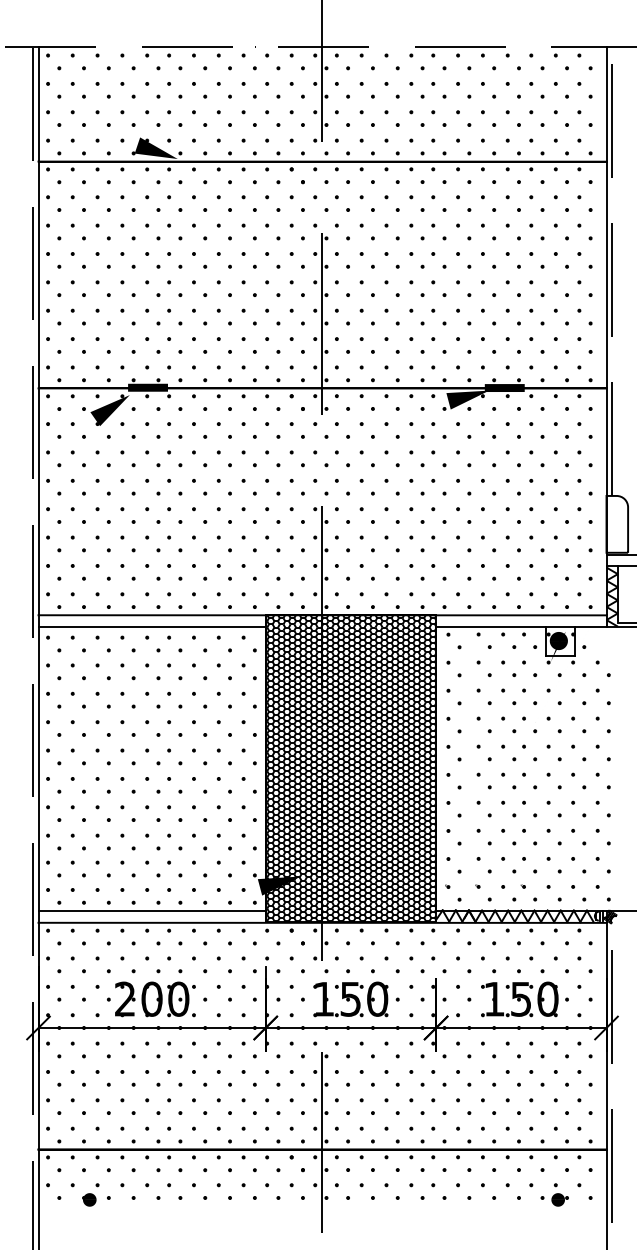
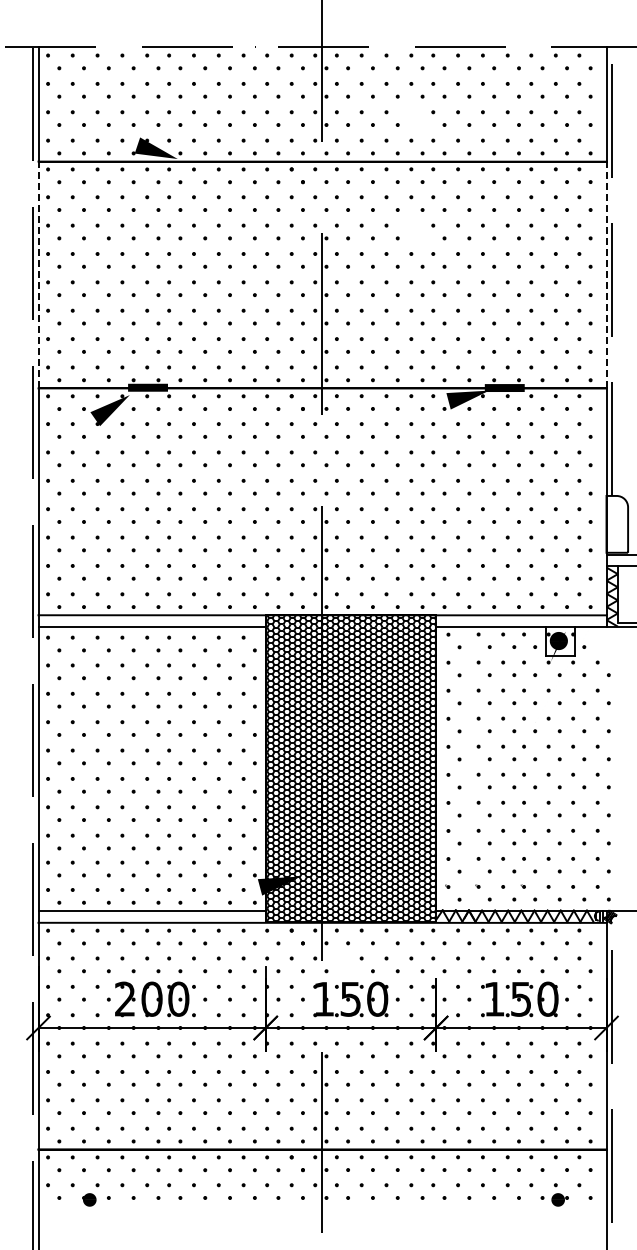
part: present -> none (412, 113)
part: present -> none (416, 231)
line: solid -> dashed (38, 274)
line: solid -> dashed (606, 274)
part: present -> none (338, 959)
